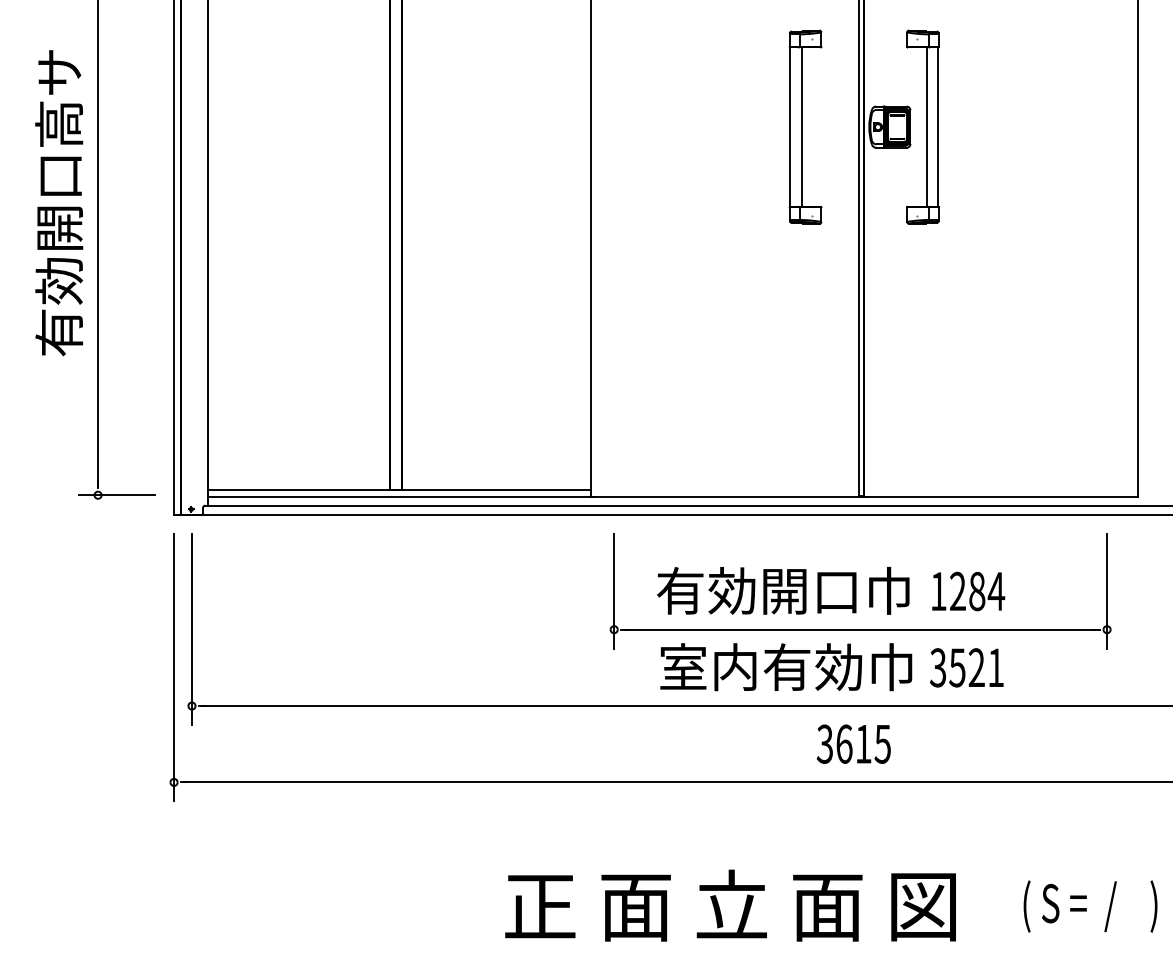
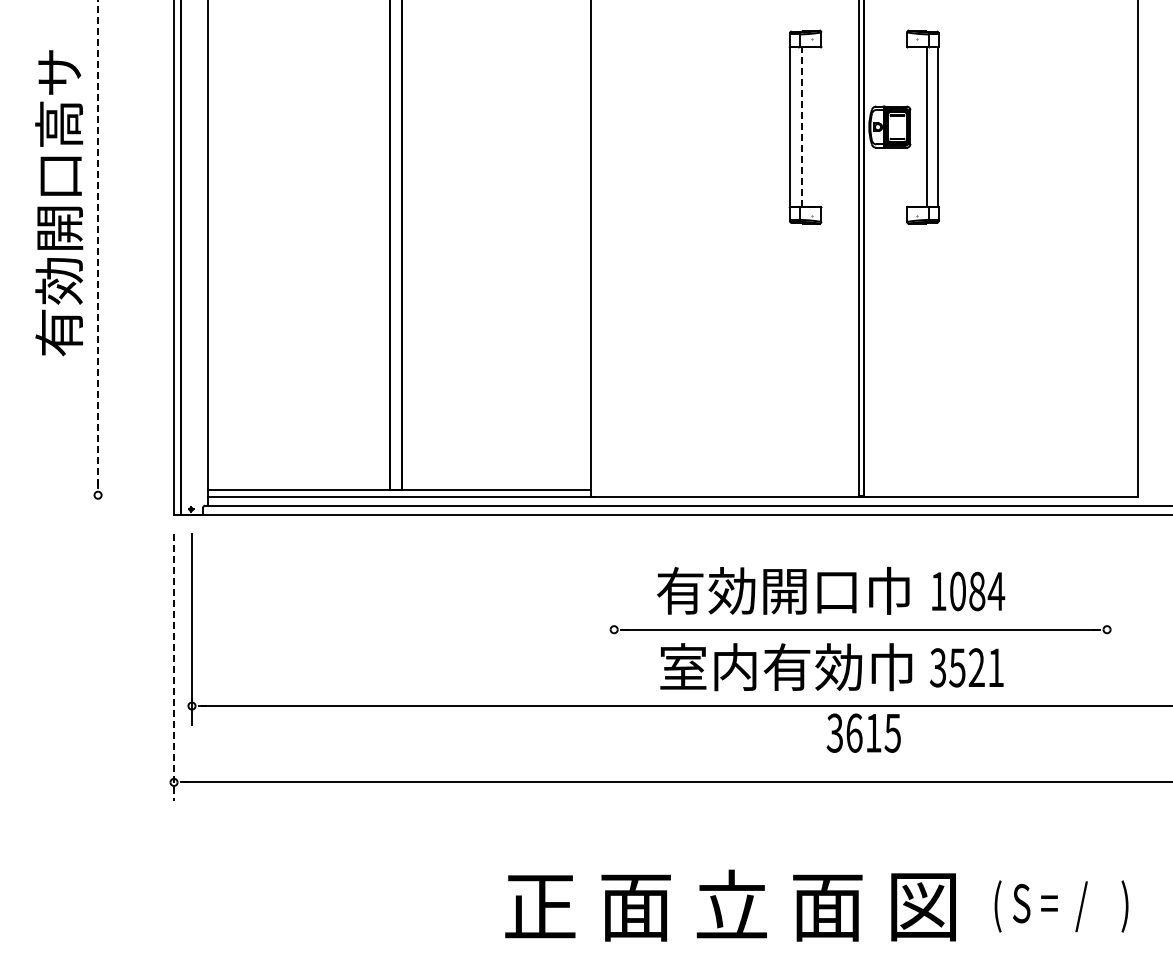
line: solid -> dashed (801, 127)
line: solid -> dashed (98, 242)
line: present -> none (116, 495)
line: present -> none (614, 591)
text: 1284 -> 1084 (957, 591)
line: present -> none (1107, 591)
line: solid -> dashed (174, 667)
text position: (853, 743) -> (863, 732) (863, 732)
text position: (1090, 906) -> (1061, 906) (1061, 906)
